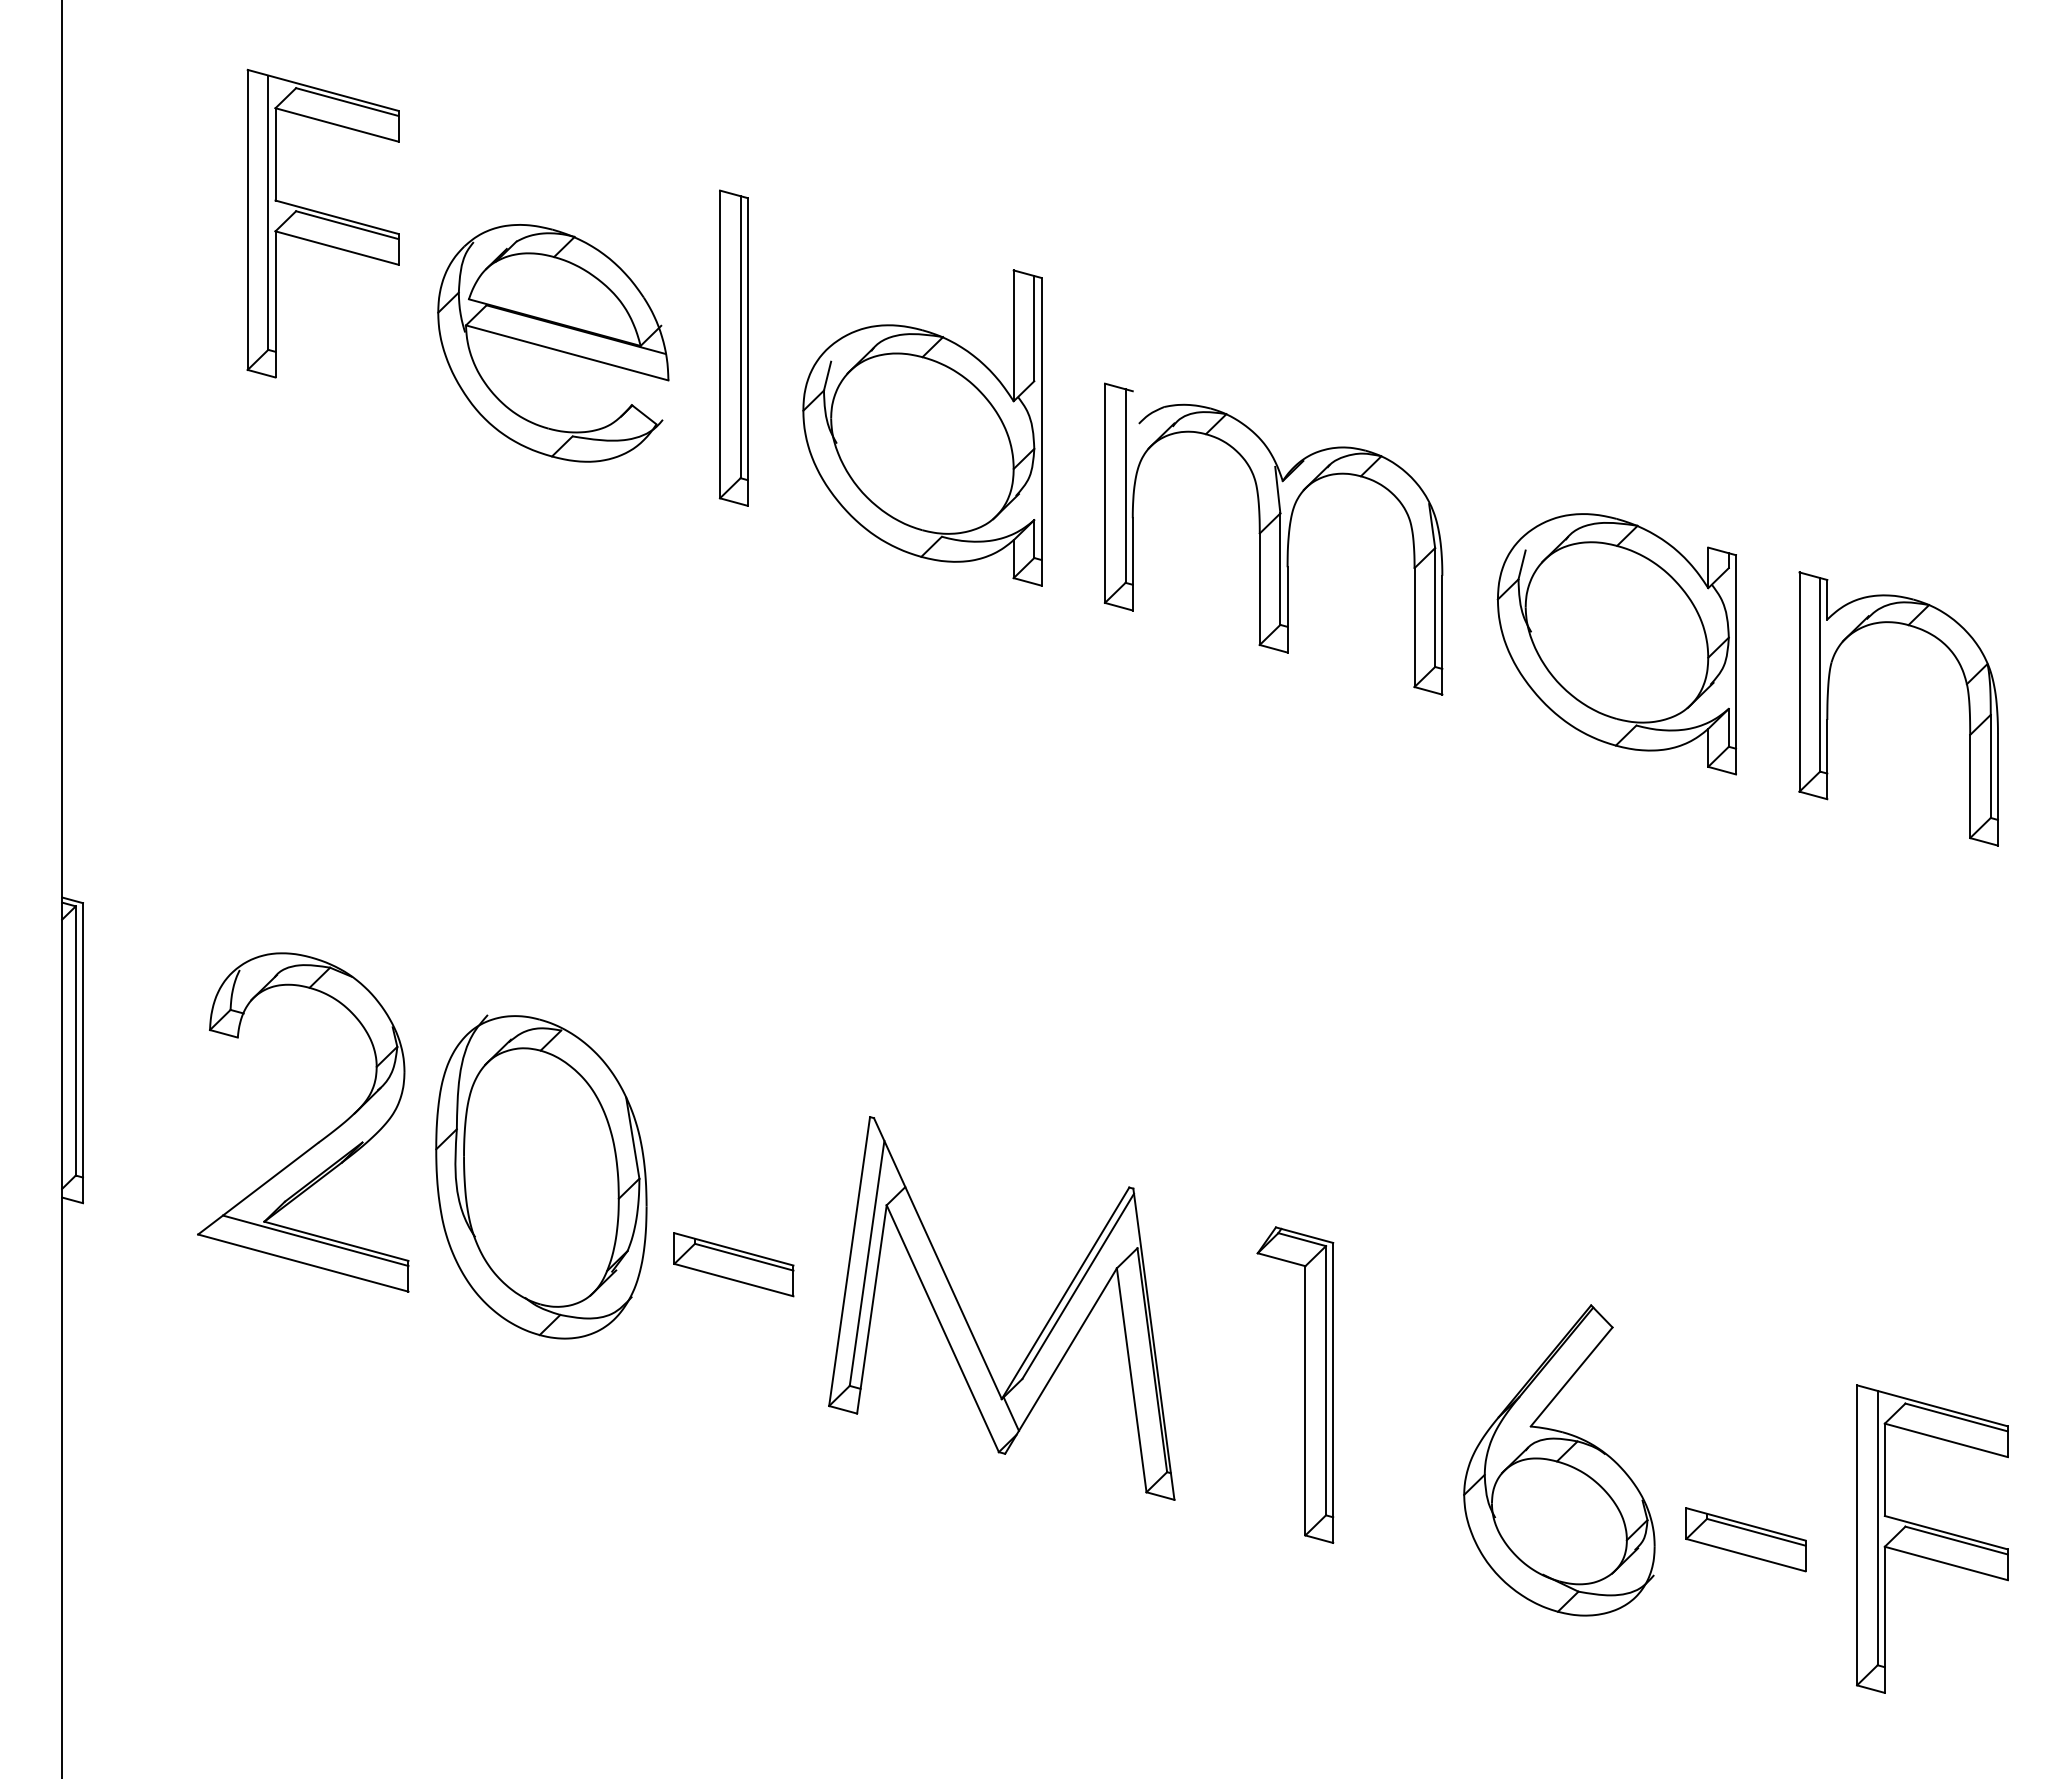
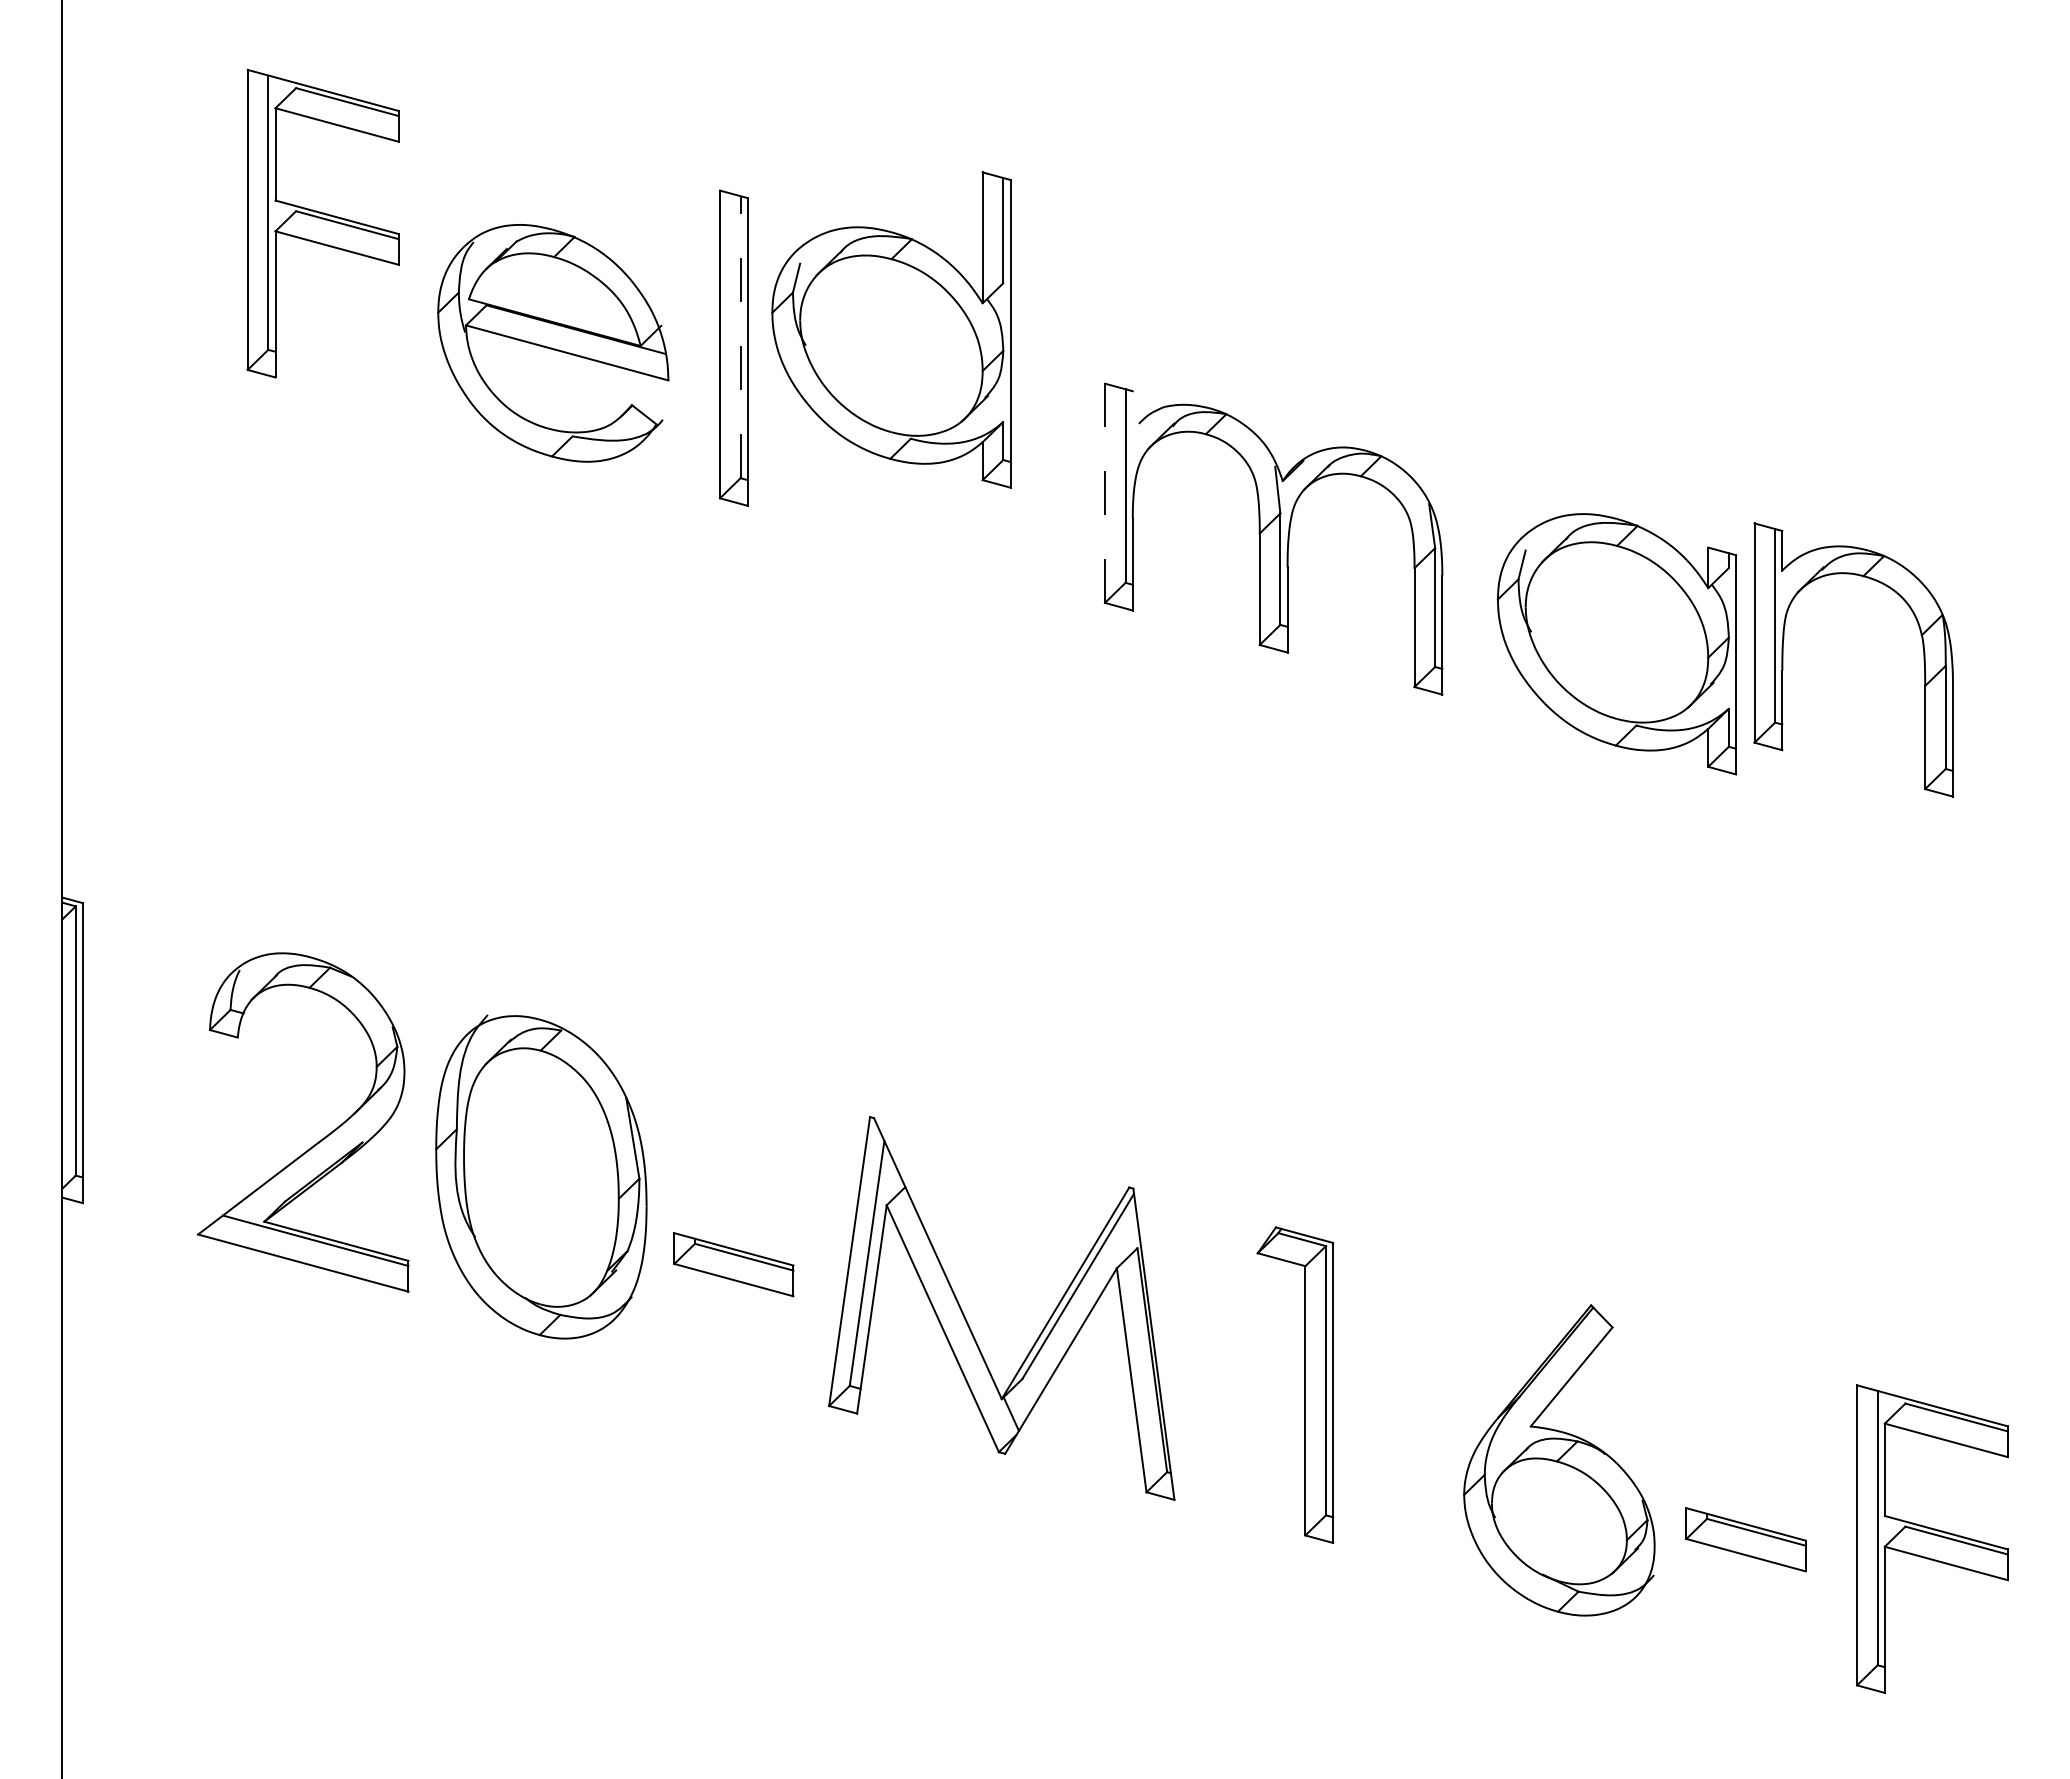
line: solid -> dashed (740, 336)
part position: (922, 427) -> (891, 329) (891, 329)
line: solid -> dashed (1105, 493)
part position: (1828, 708) -> (1783, 659) (1783, 659)
